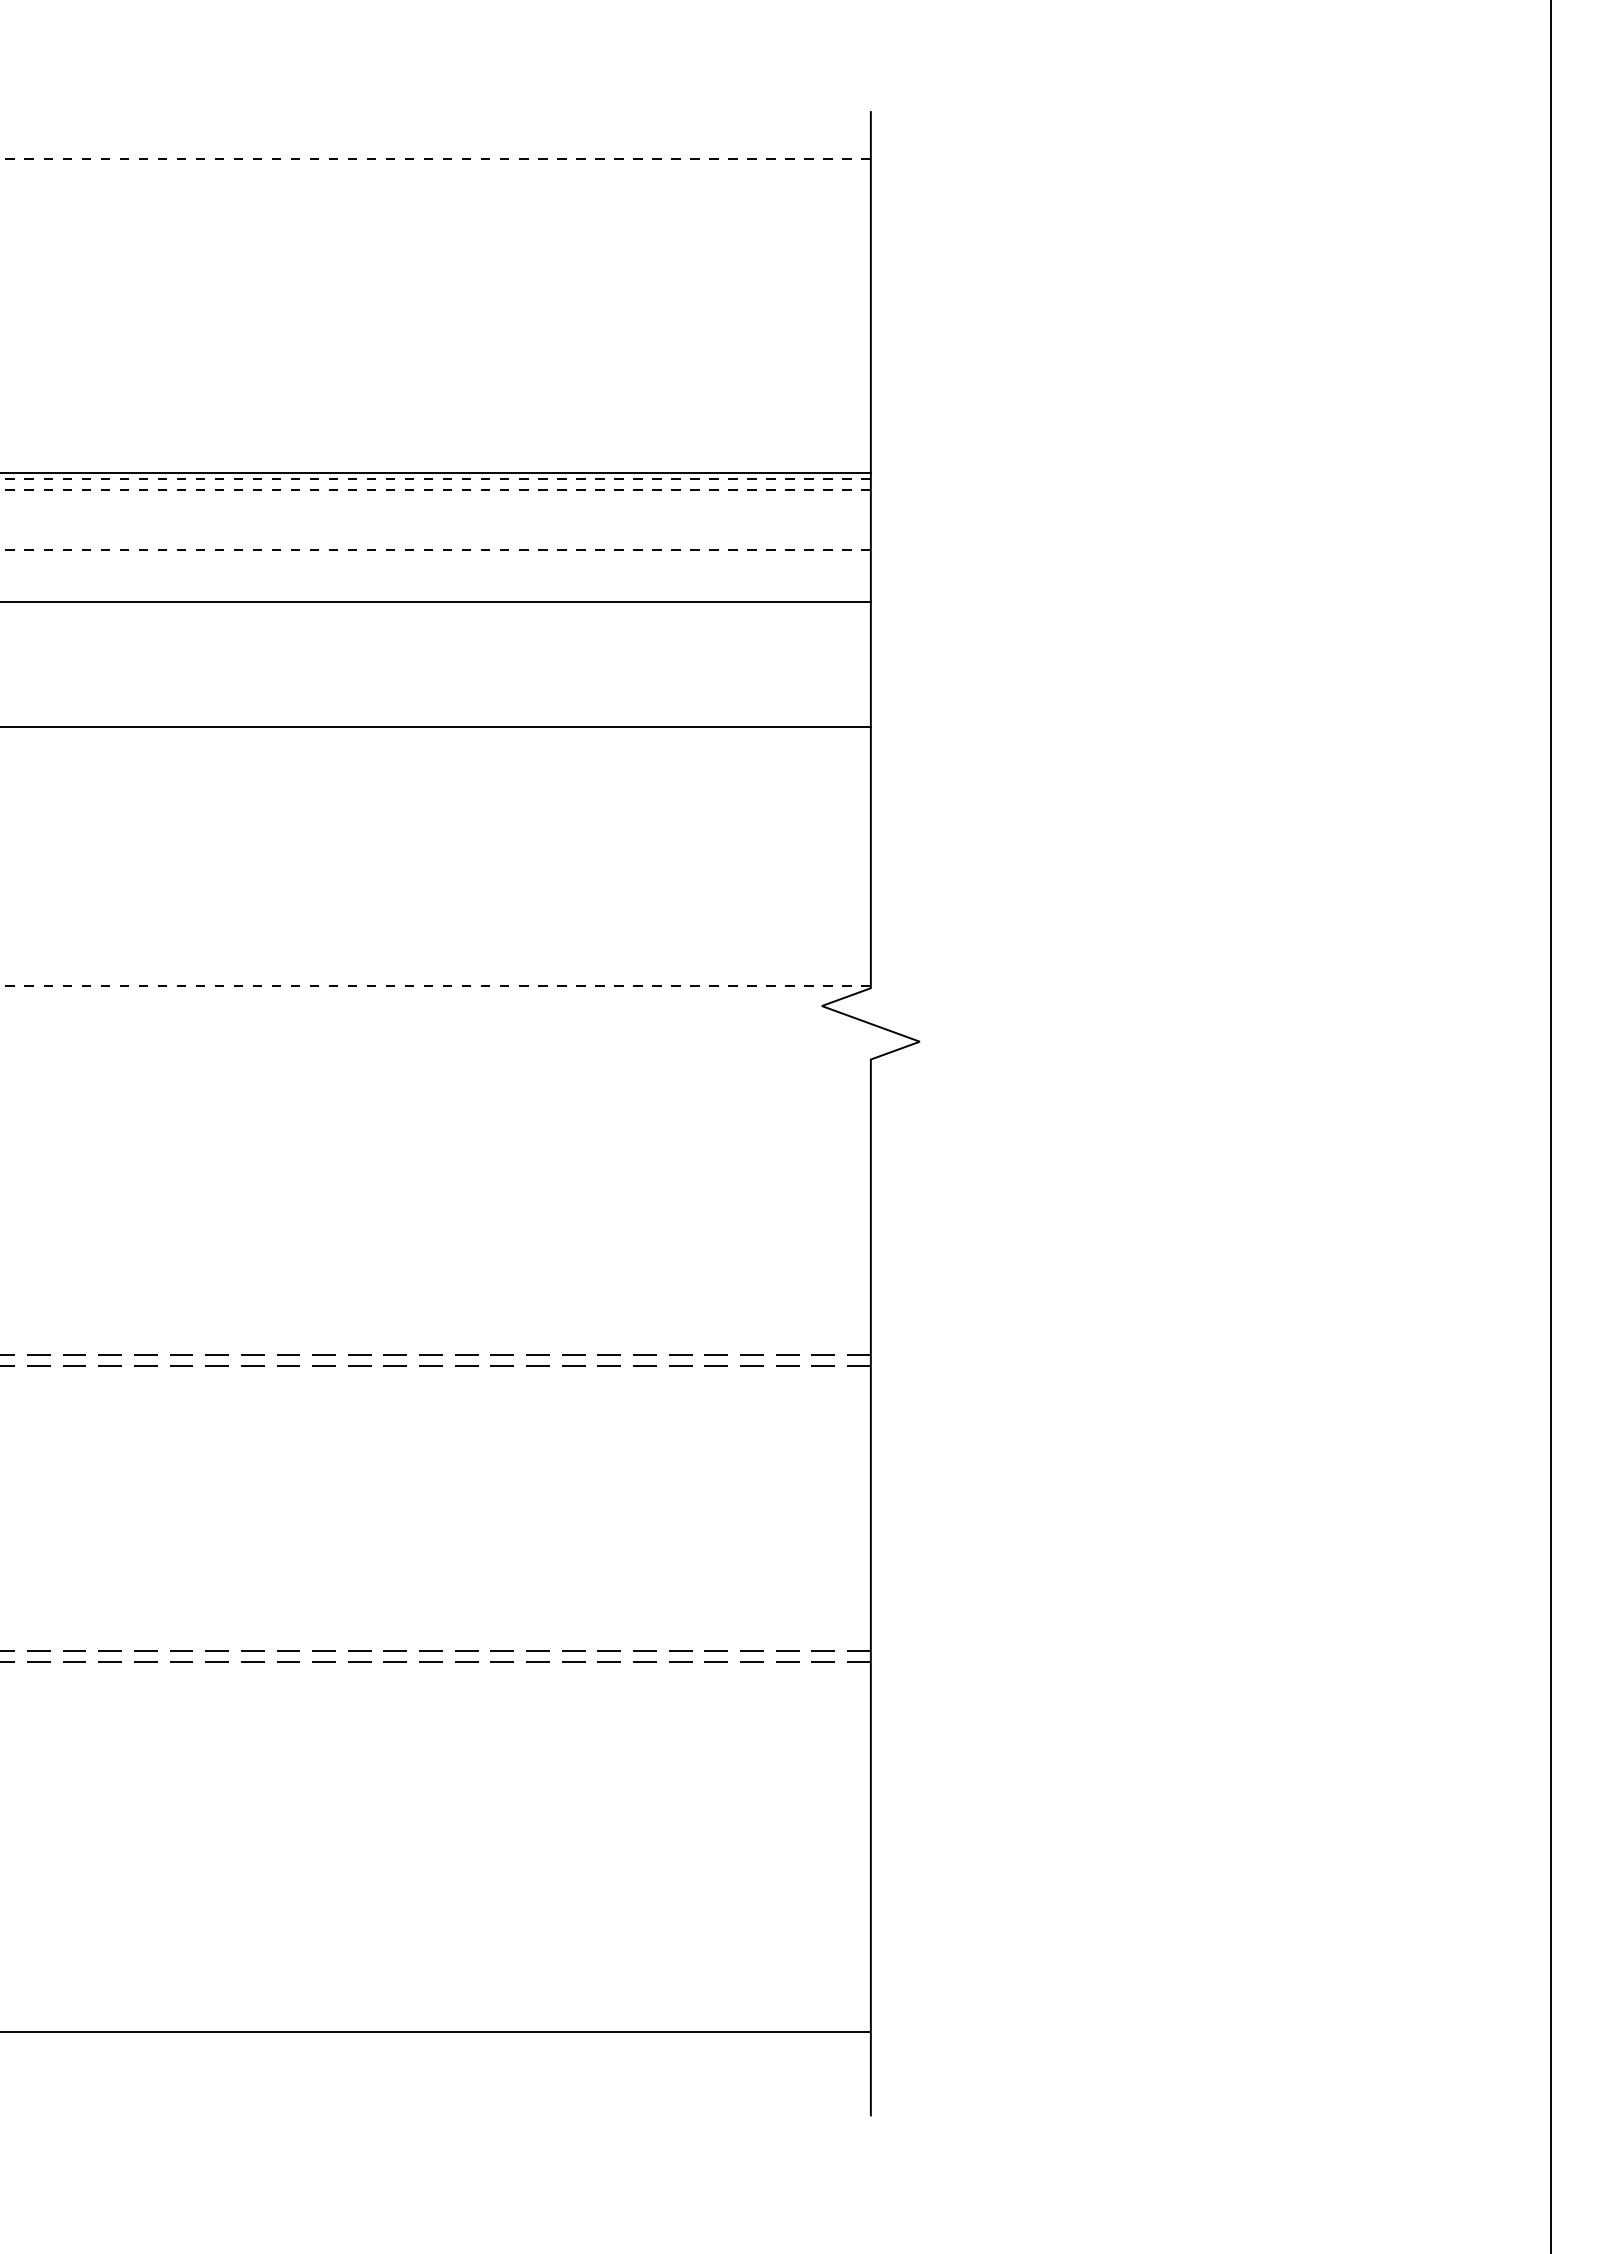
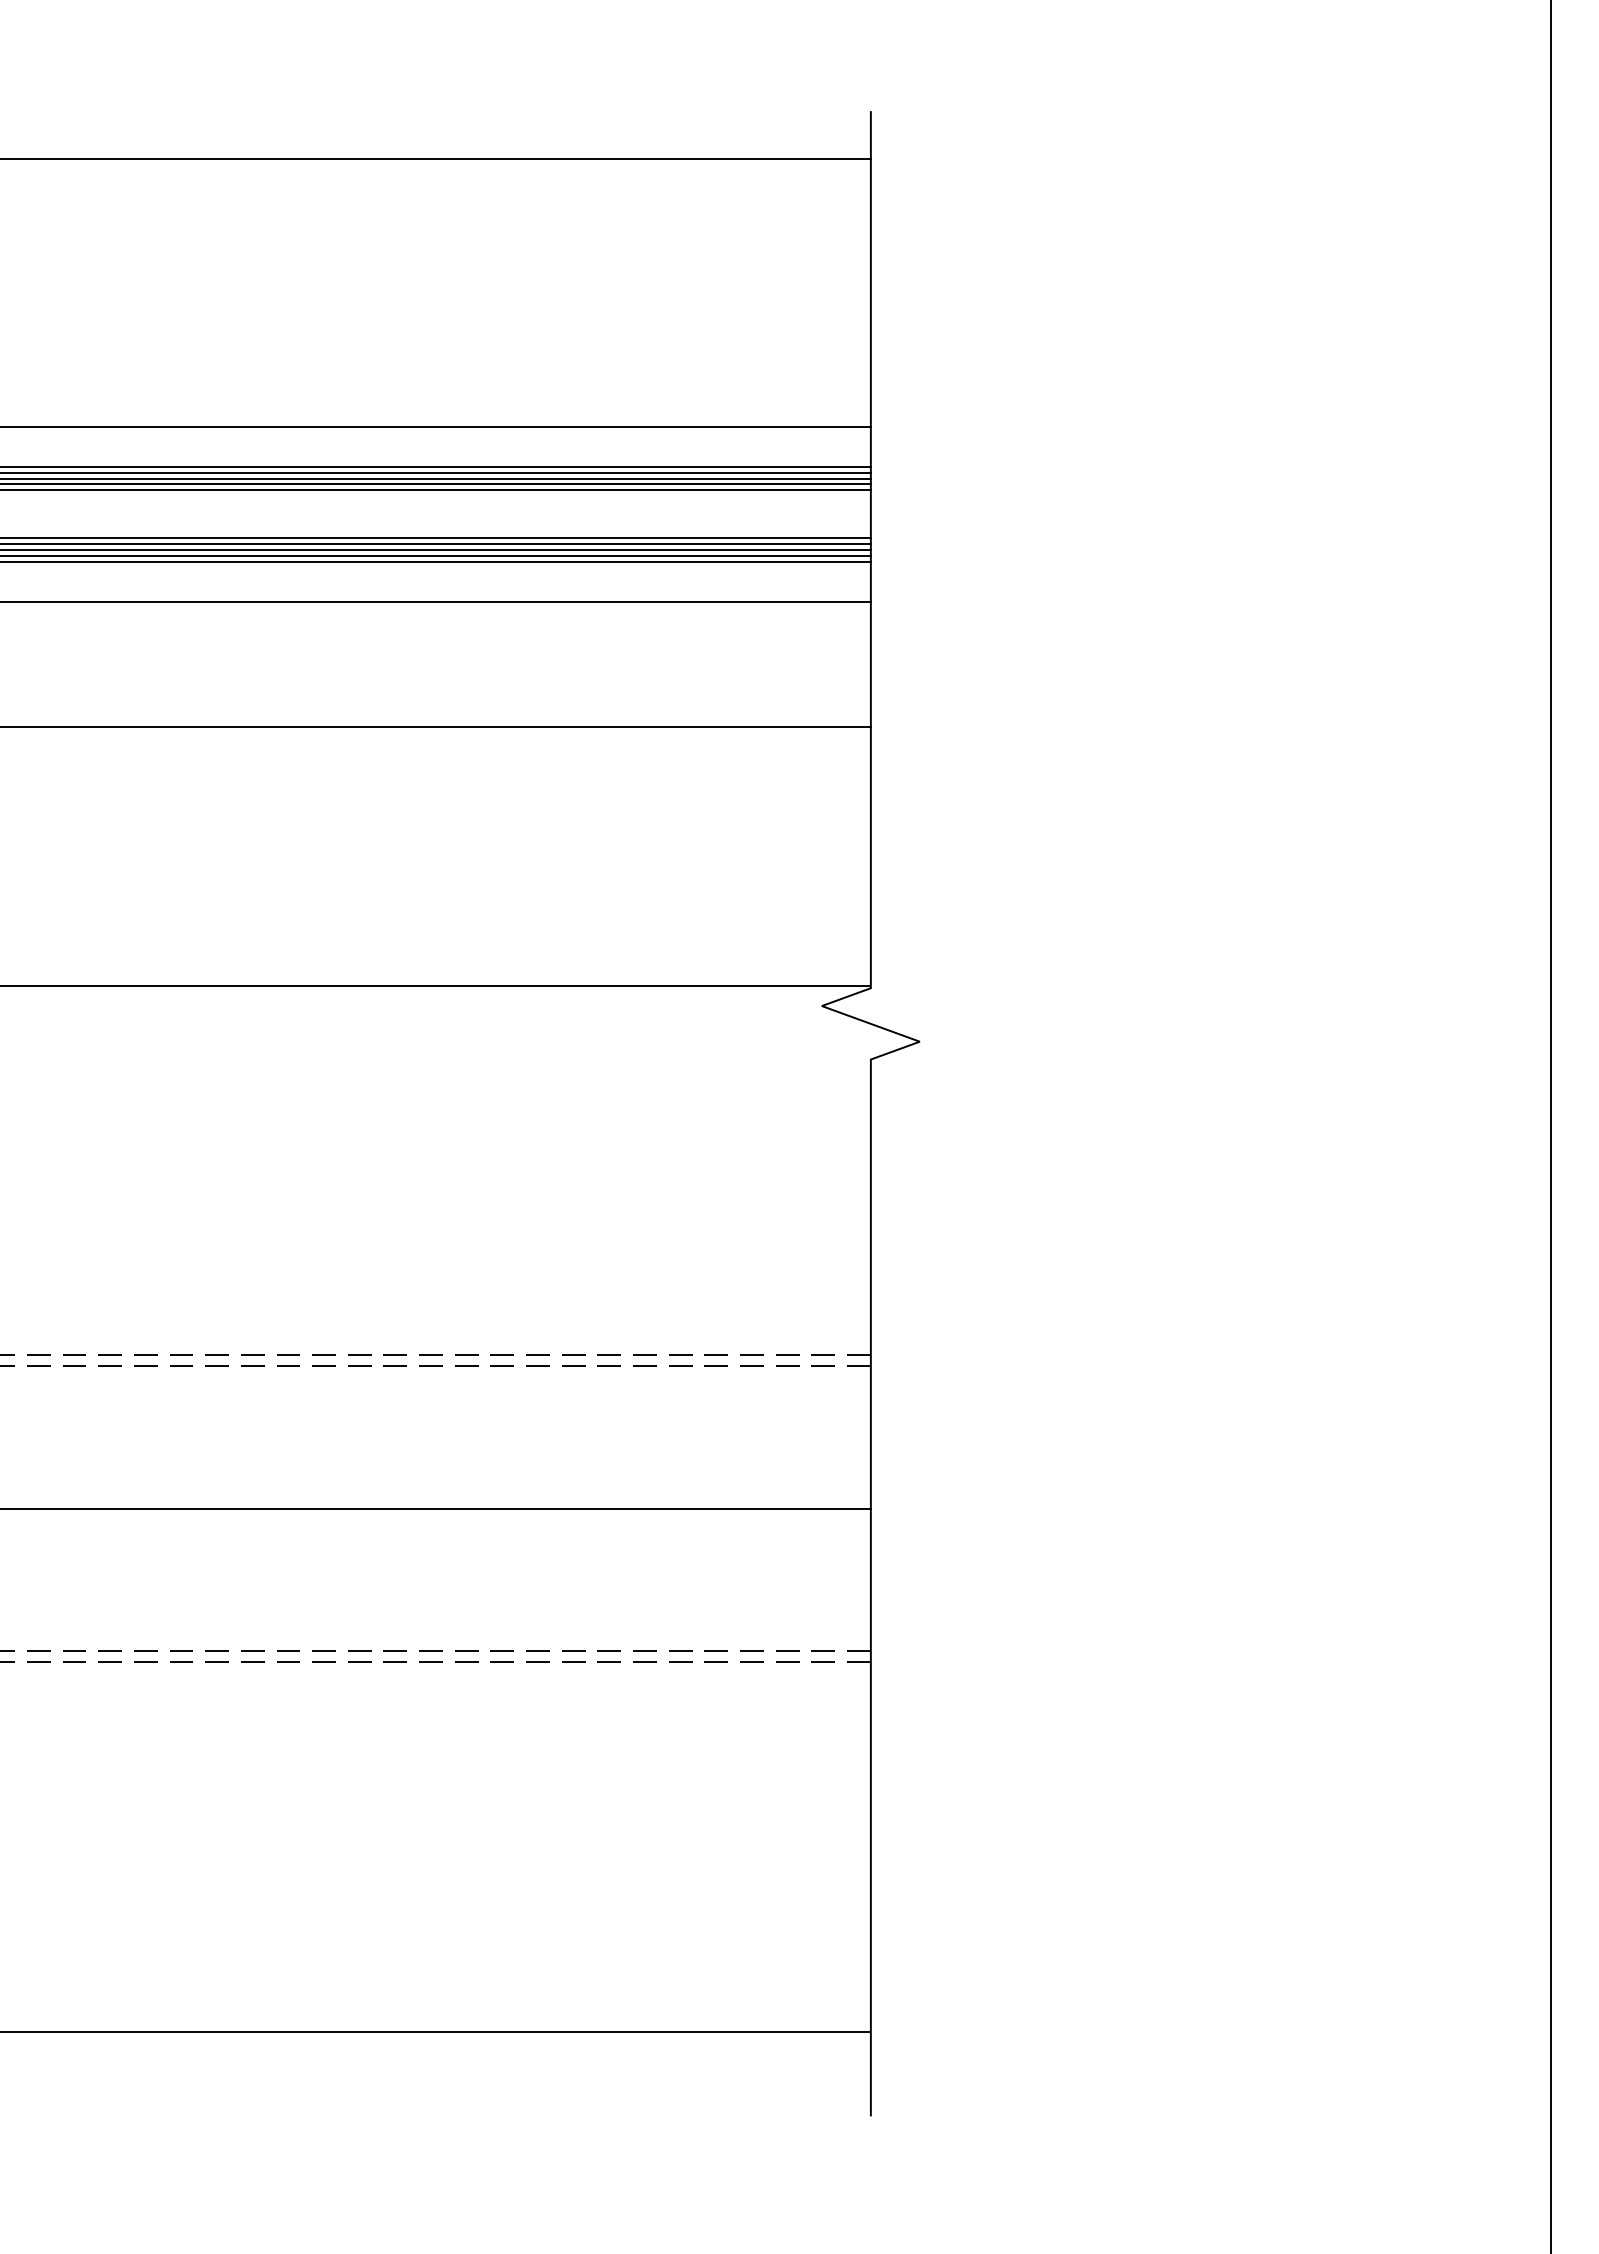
line: dashed -> solid (435, 158)
line: none -> present (436, 426)
line: none -> present (436, 466)
line: dashed -> solid (435, 478)
line: none -> present (436, 484)
line: dashed -> solid (435, 490)
line: none -> present (436, 538)
line: none -> present (436, 544)
line: dashed -> solid (435, 550)
line: none -> present (436, 555)
line: none -> present (436, 561)
line: dashed -> solid (435, 985)
line: none -> present (436, 1508)
